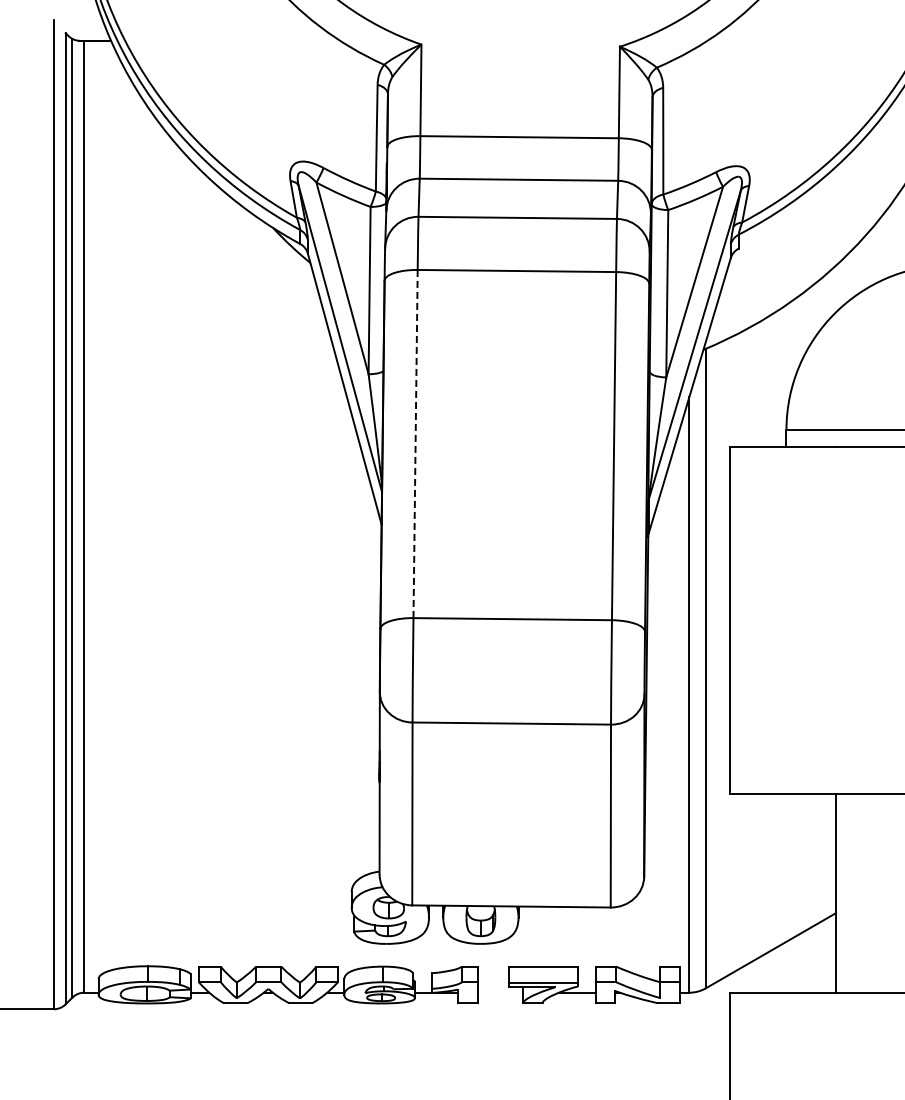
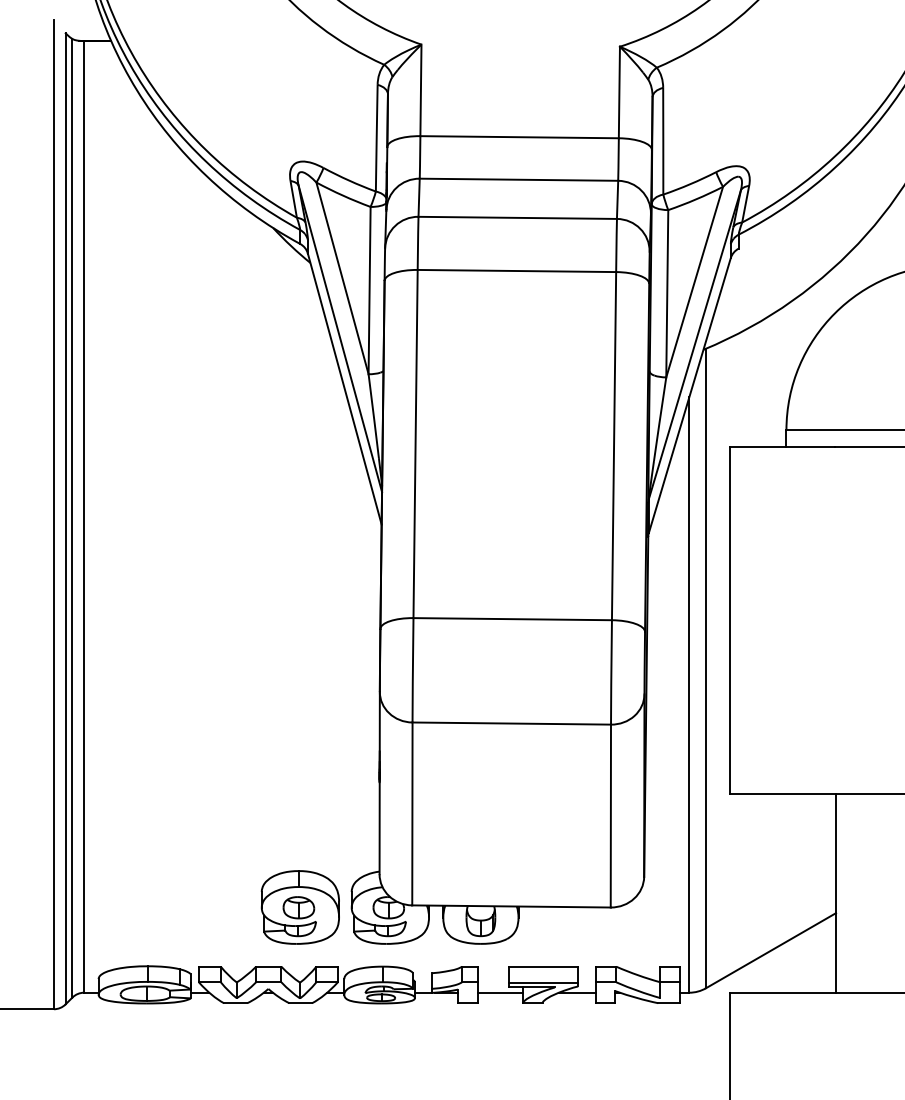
line: dashed -> solid (415, 444)
part: none -> present (299, 907)
line: none -> present (500, 992)
